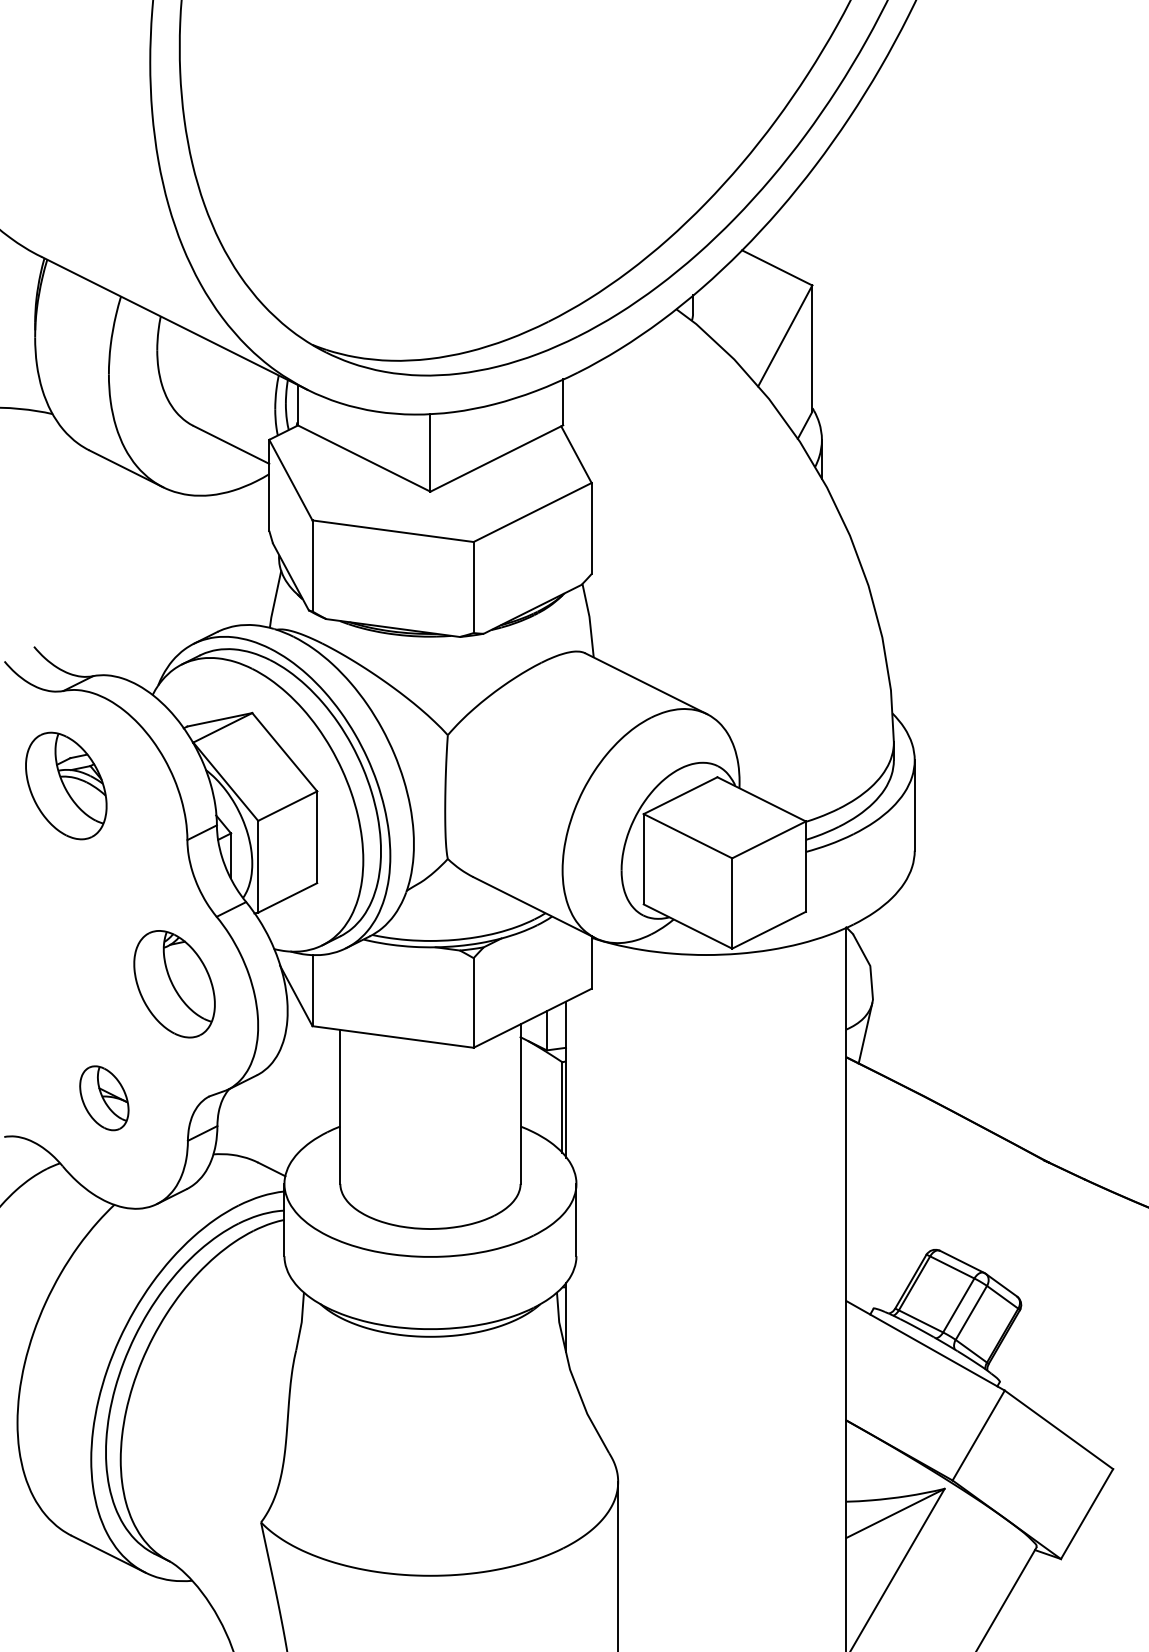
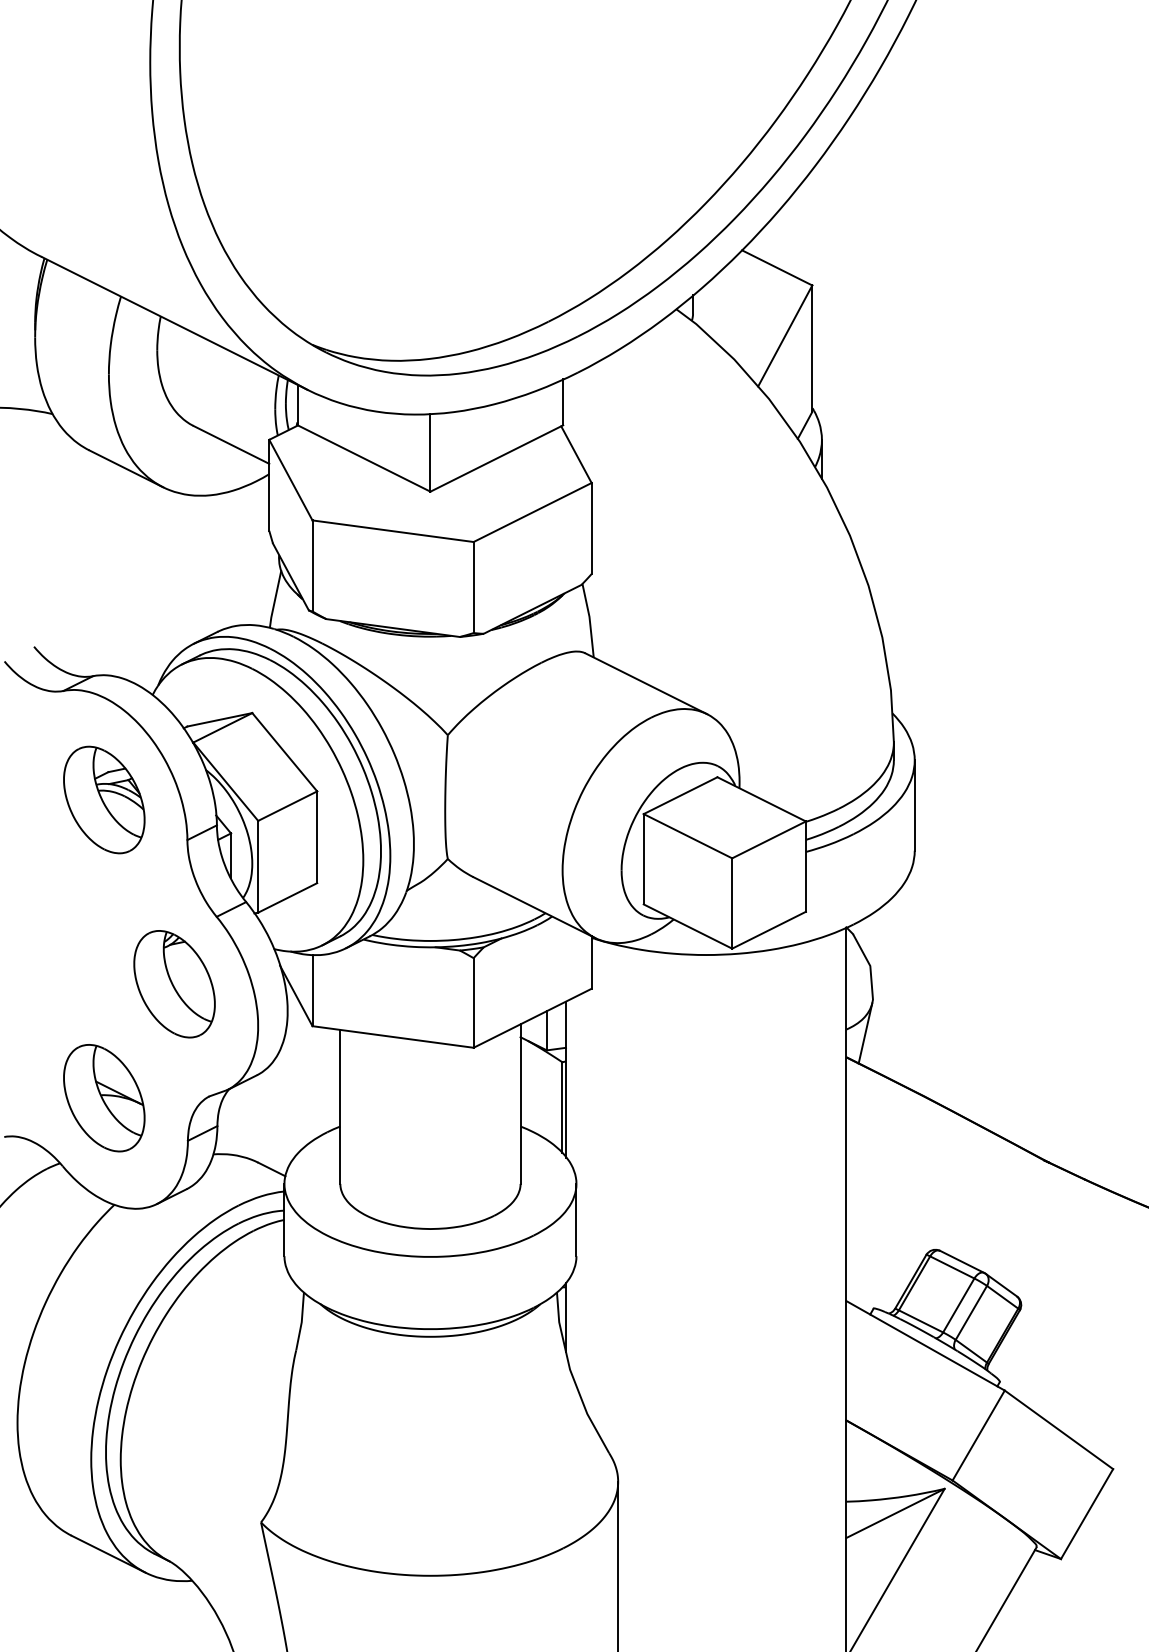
part position: (66, 785) -> (104, 799) (104, 799)
part size: 51x67 px -> 83x109 px (104, 1098)
